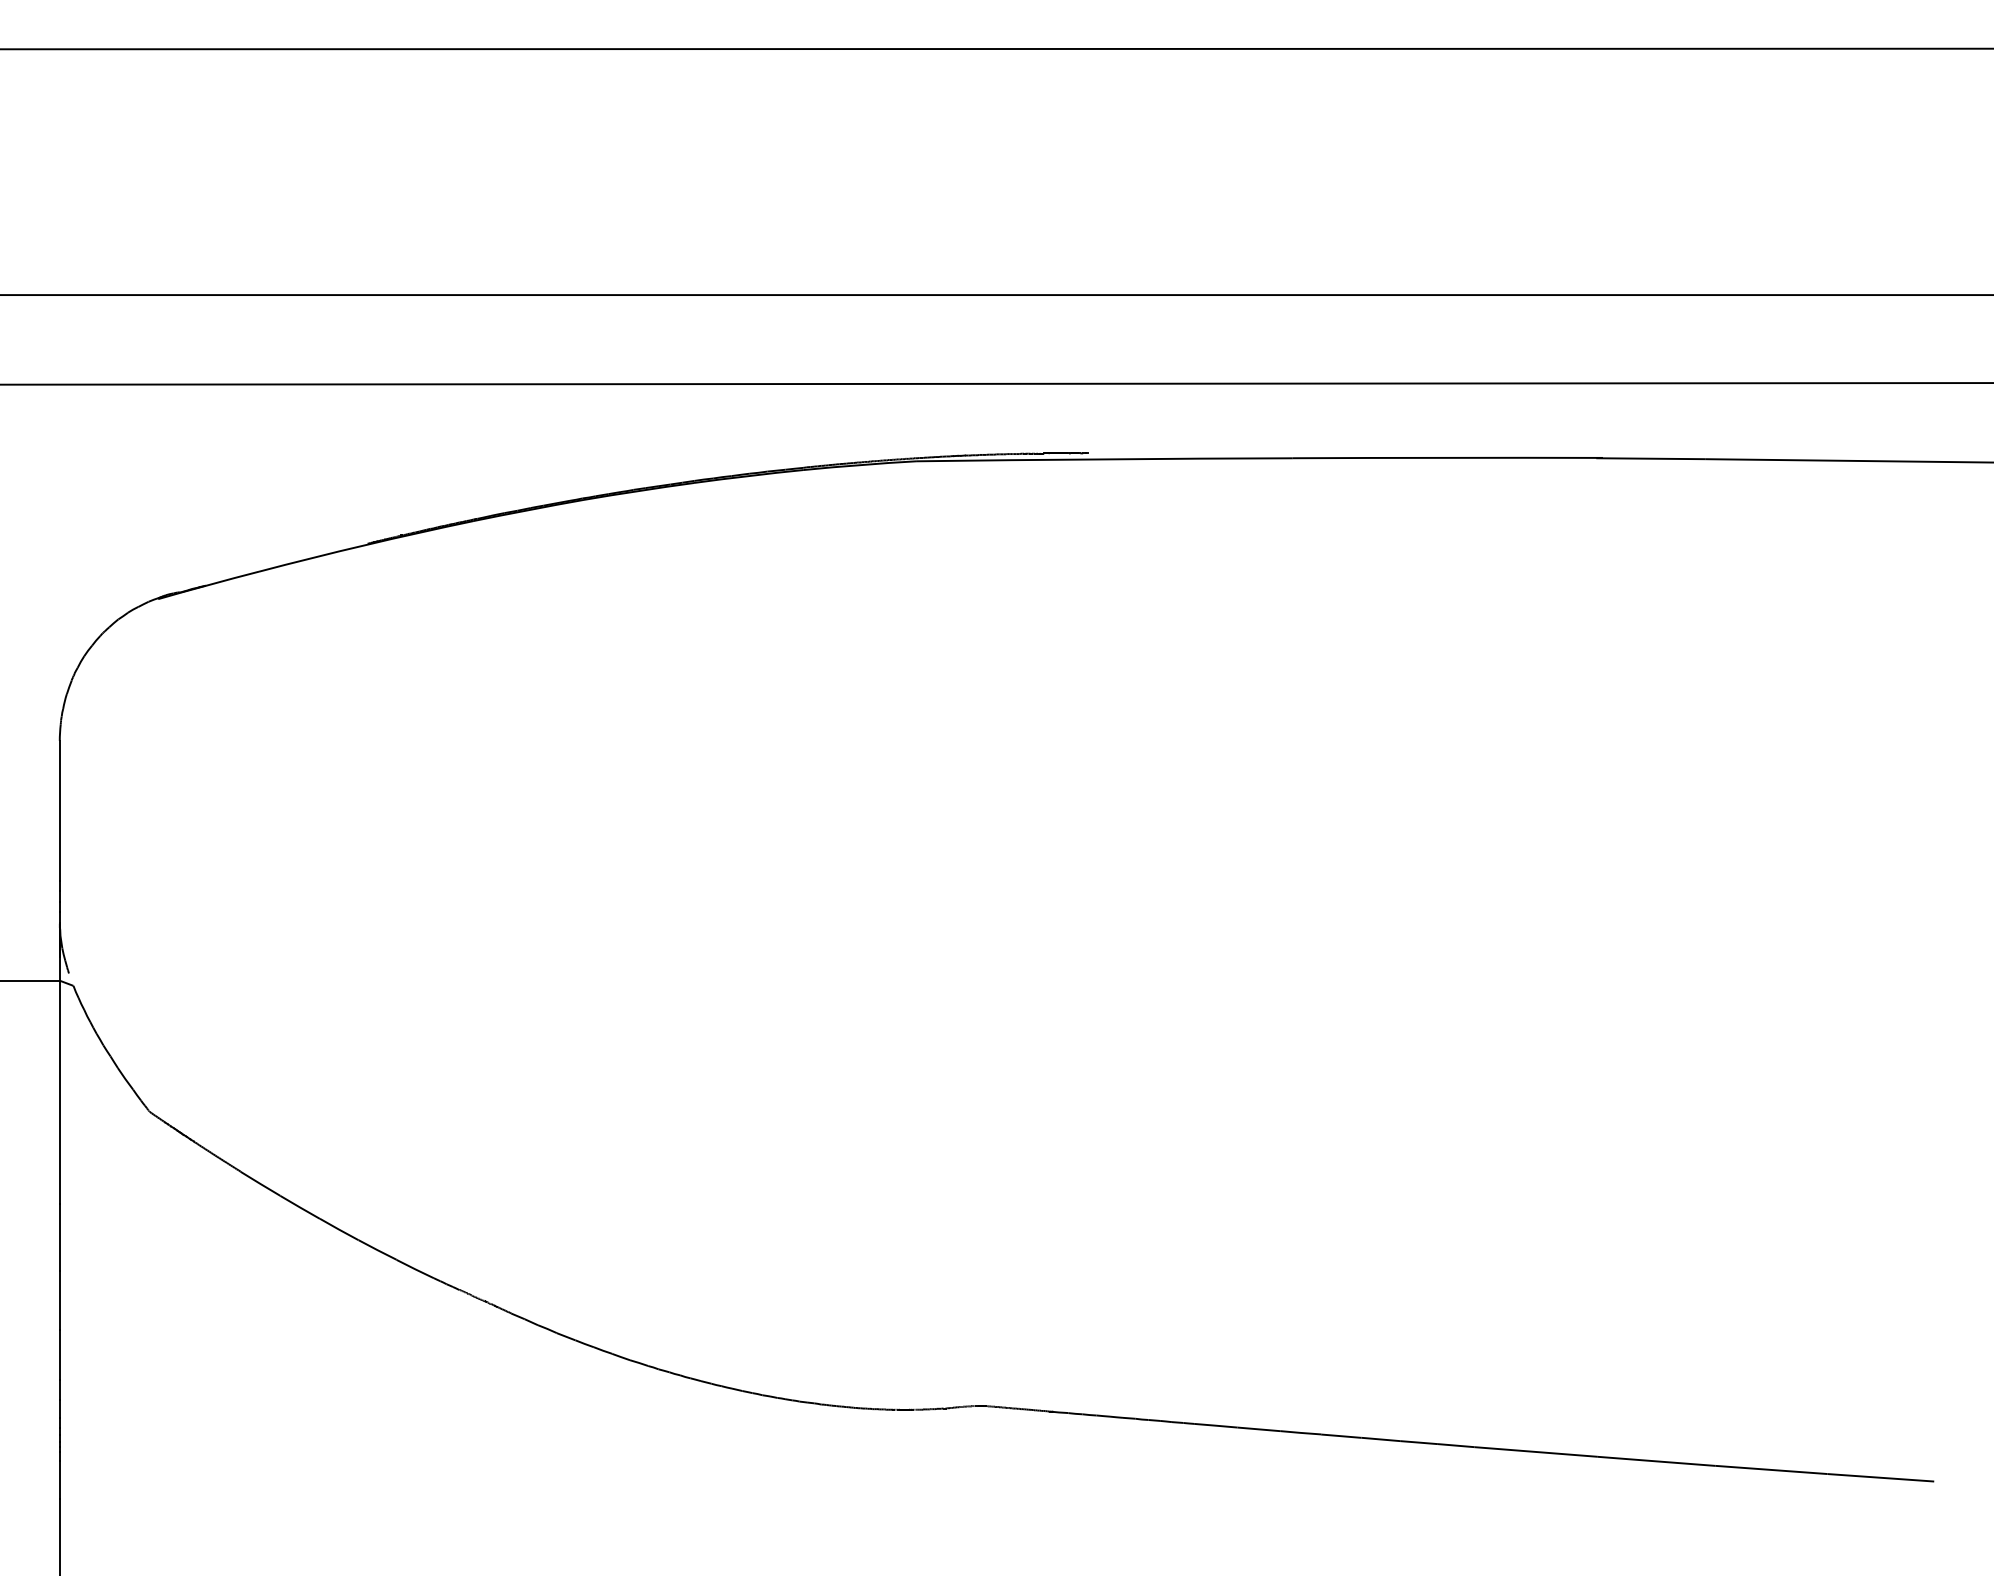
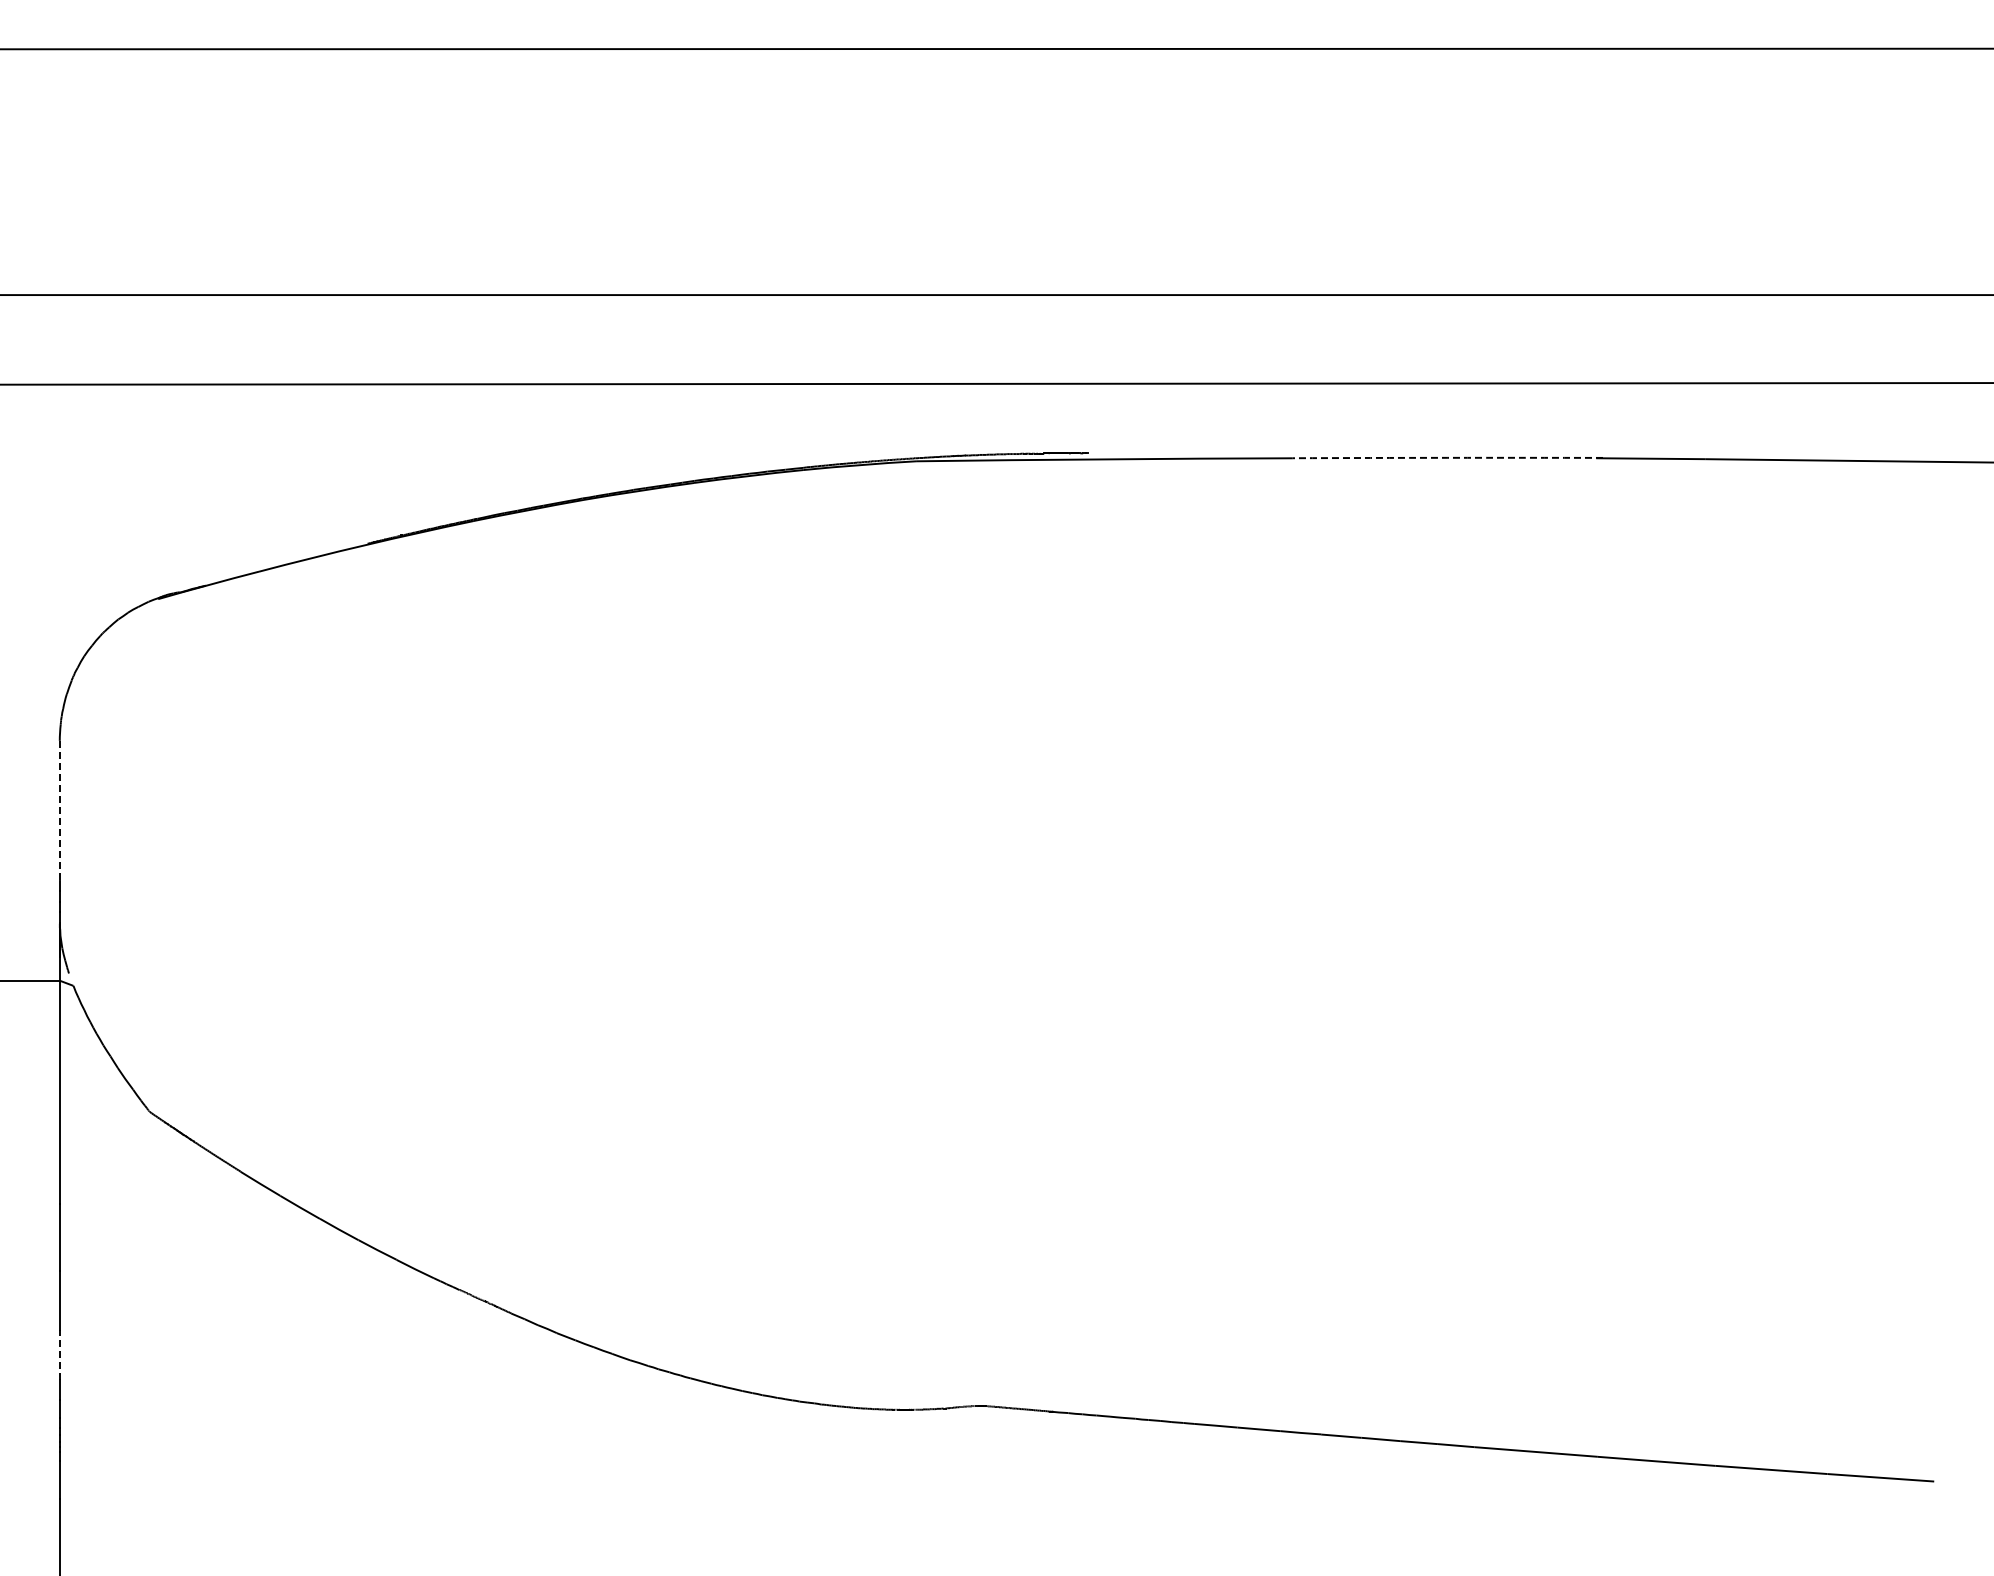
arc: solid -> dashed (1447, 457)
line: solid -> dashed (59, 810)
line: solid -> dashed (59, 1354)
